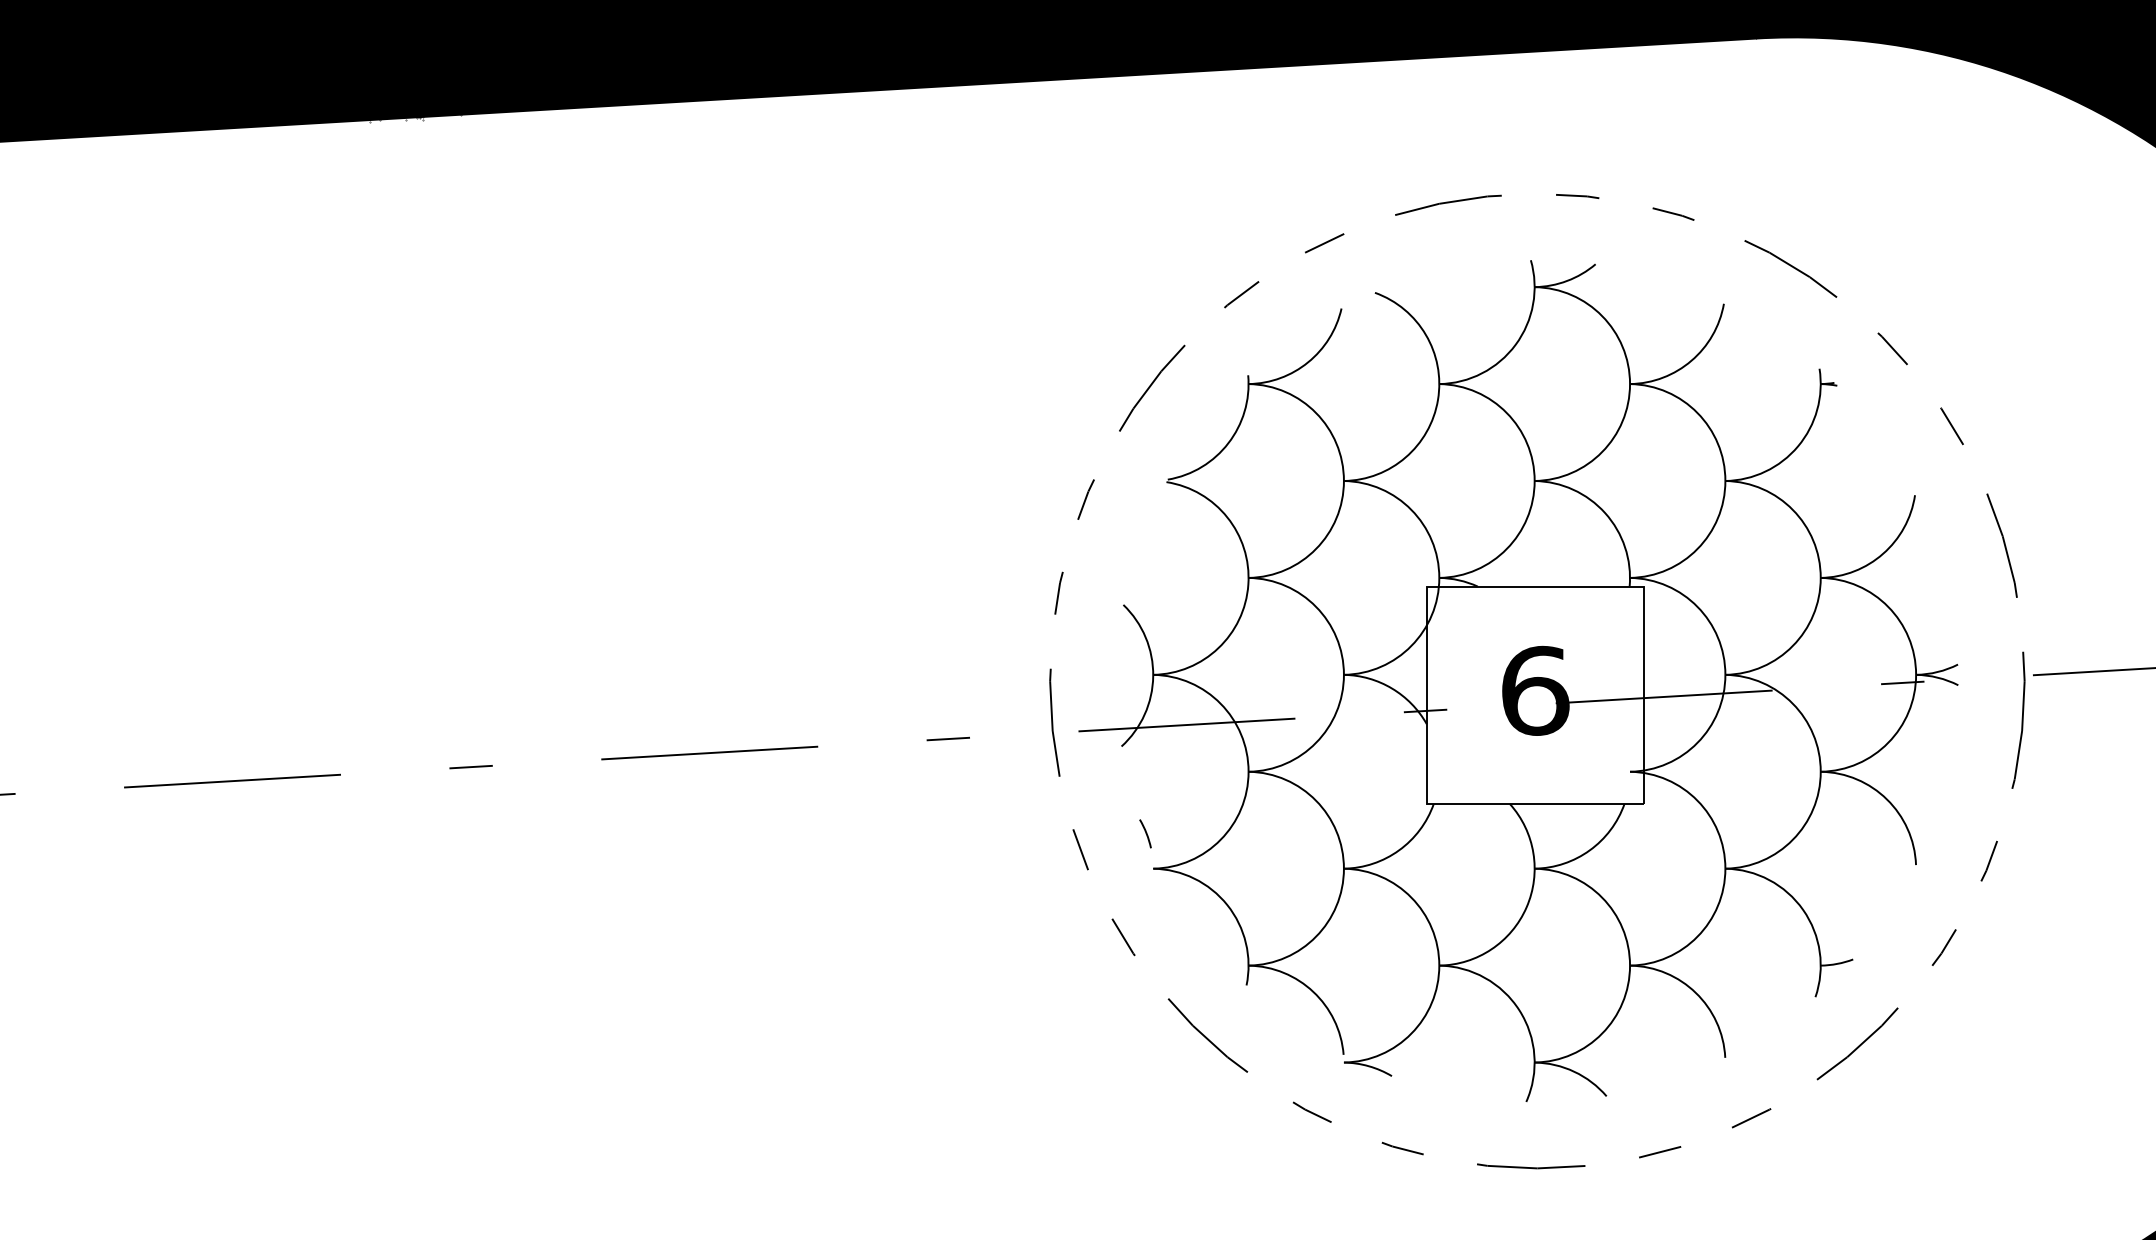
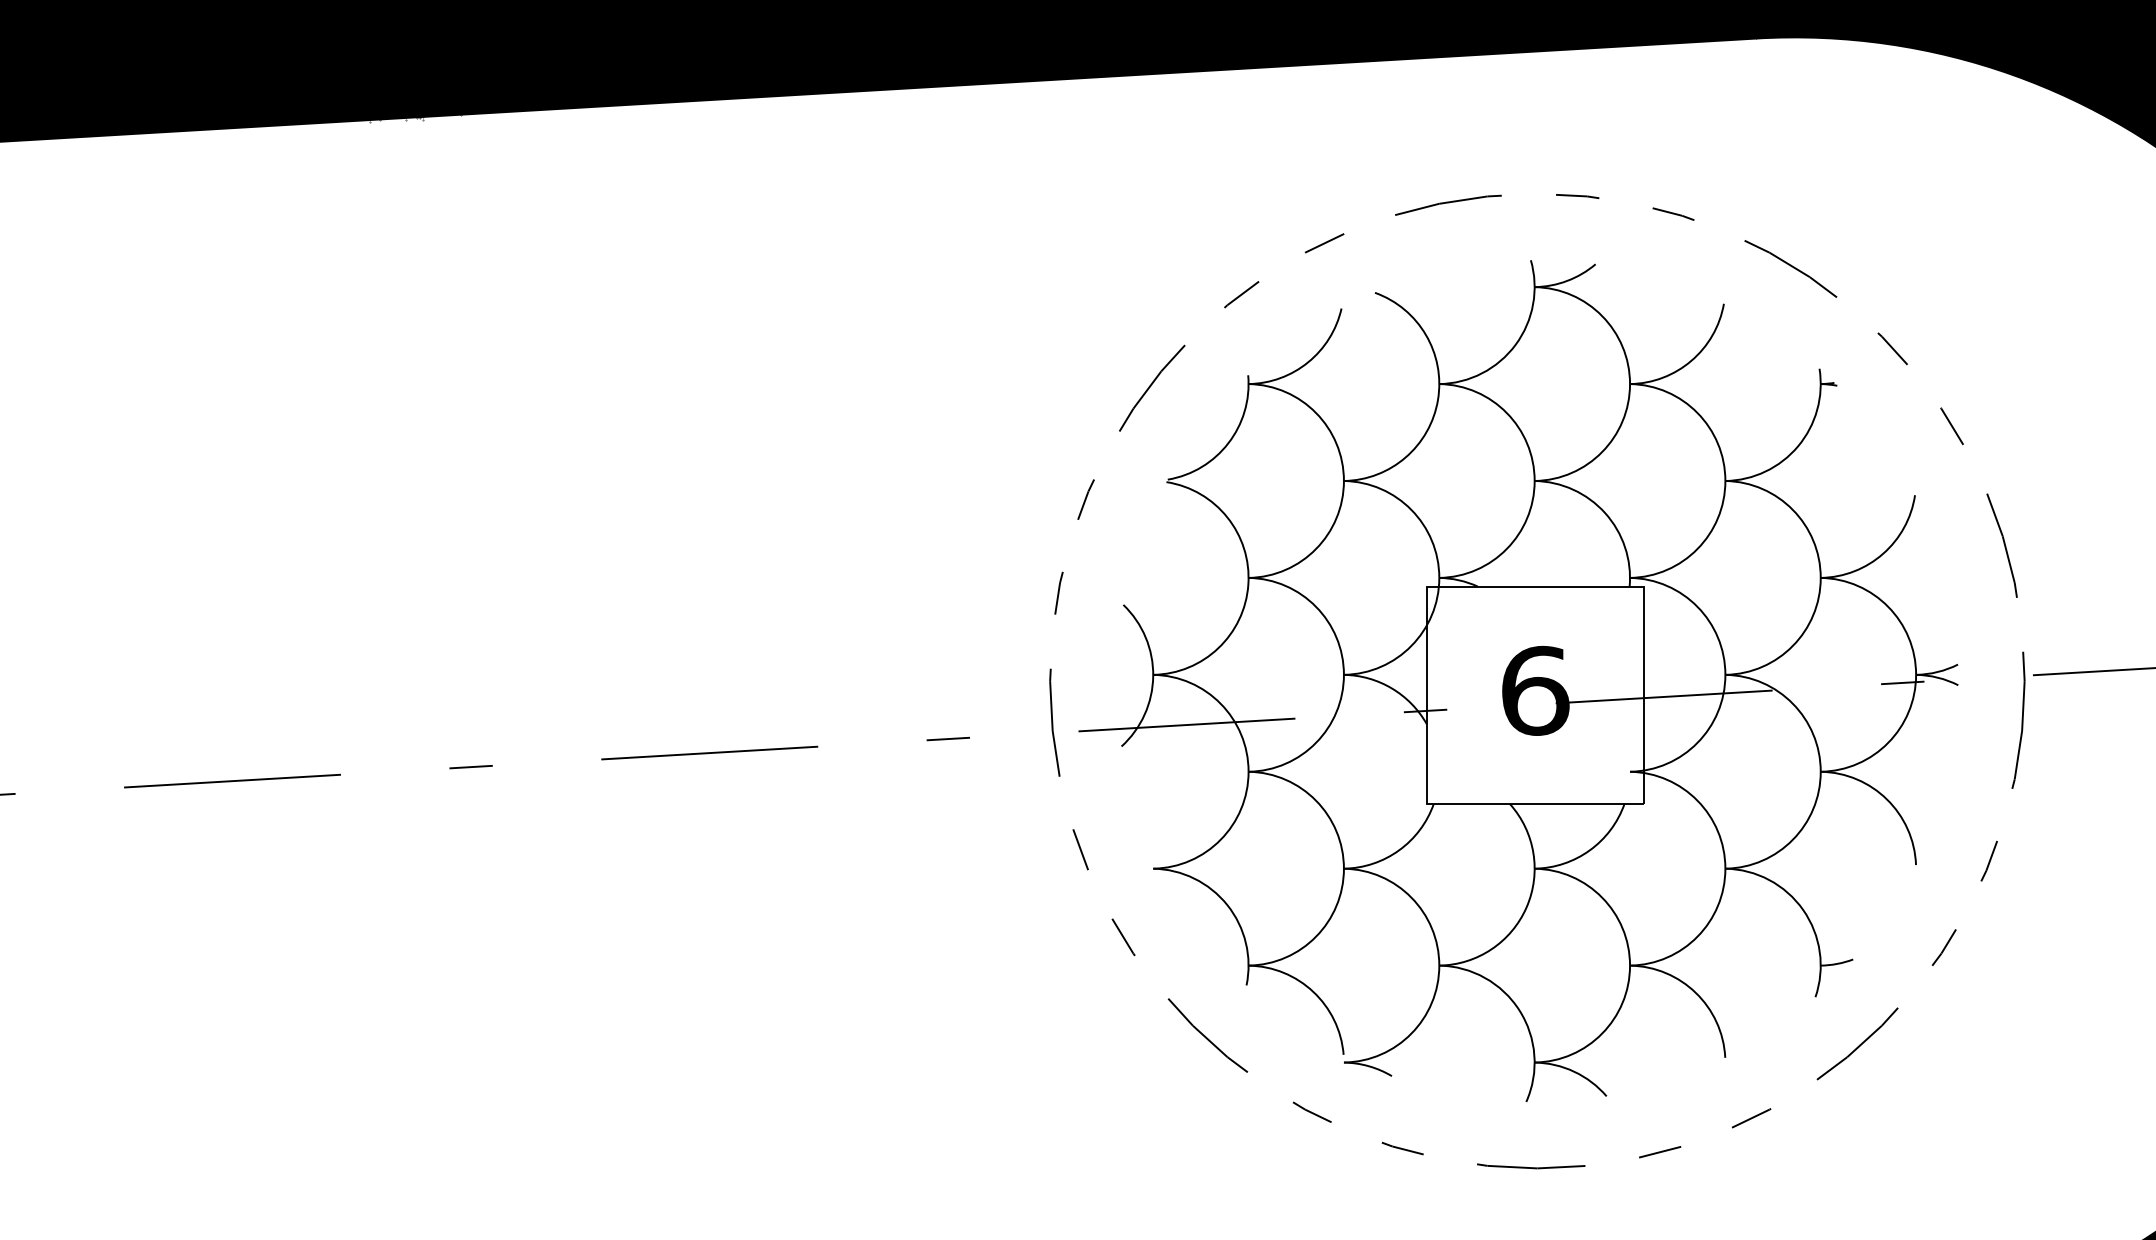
arc: present -> none (1145, 833)
